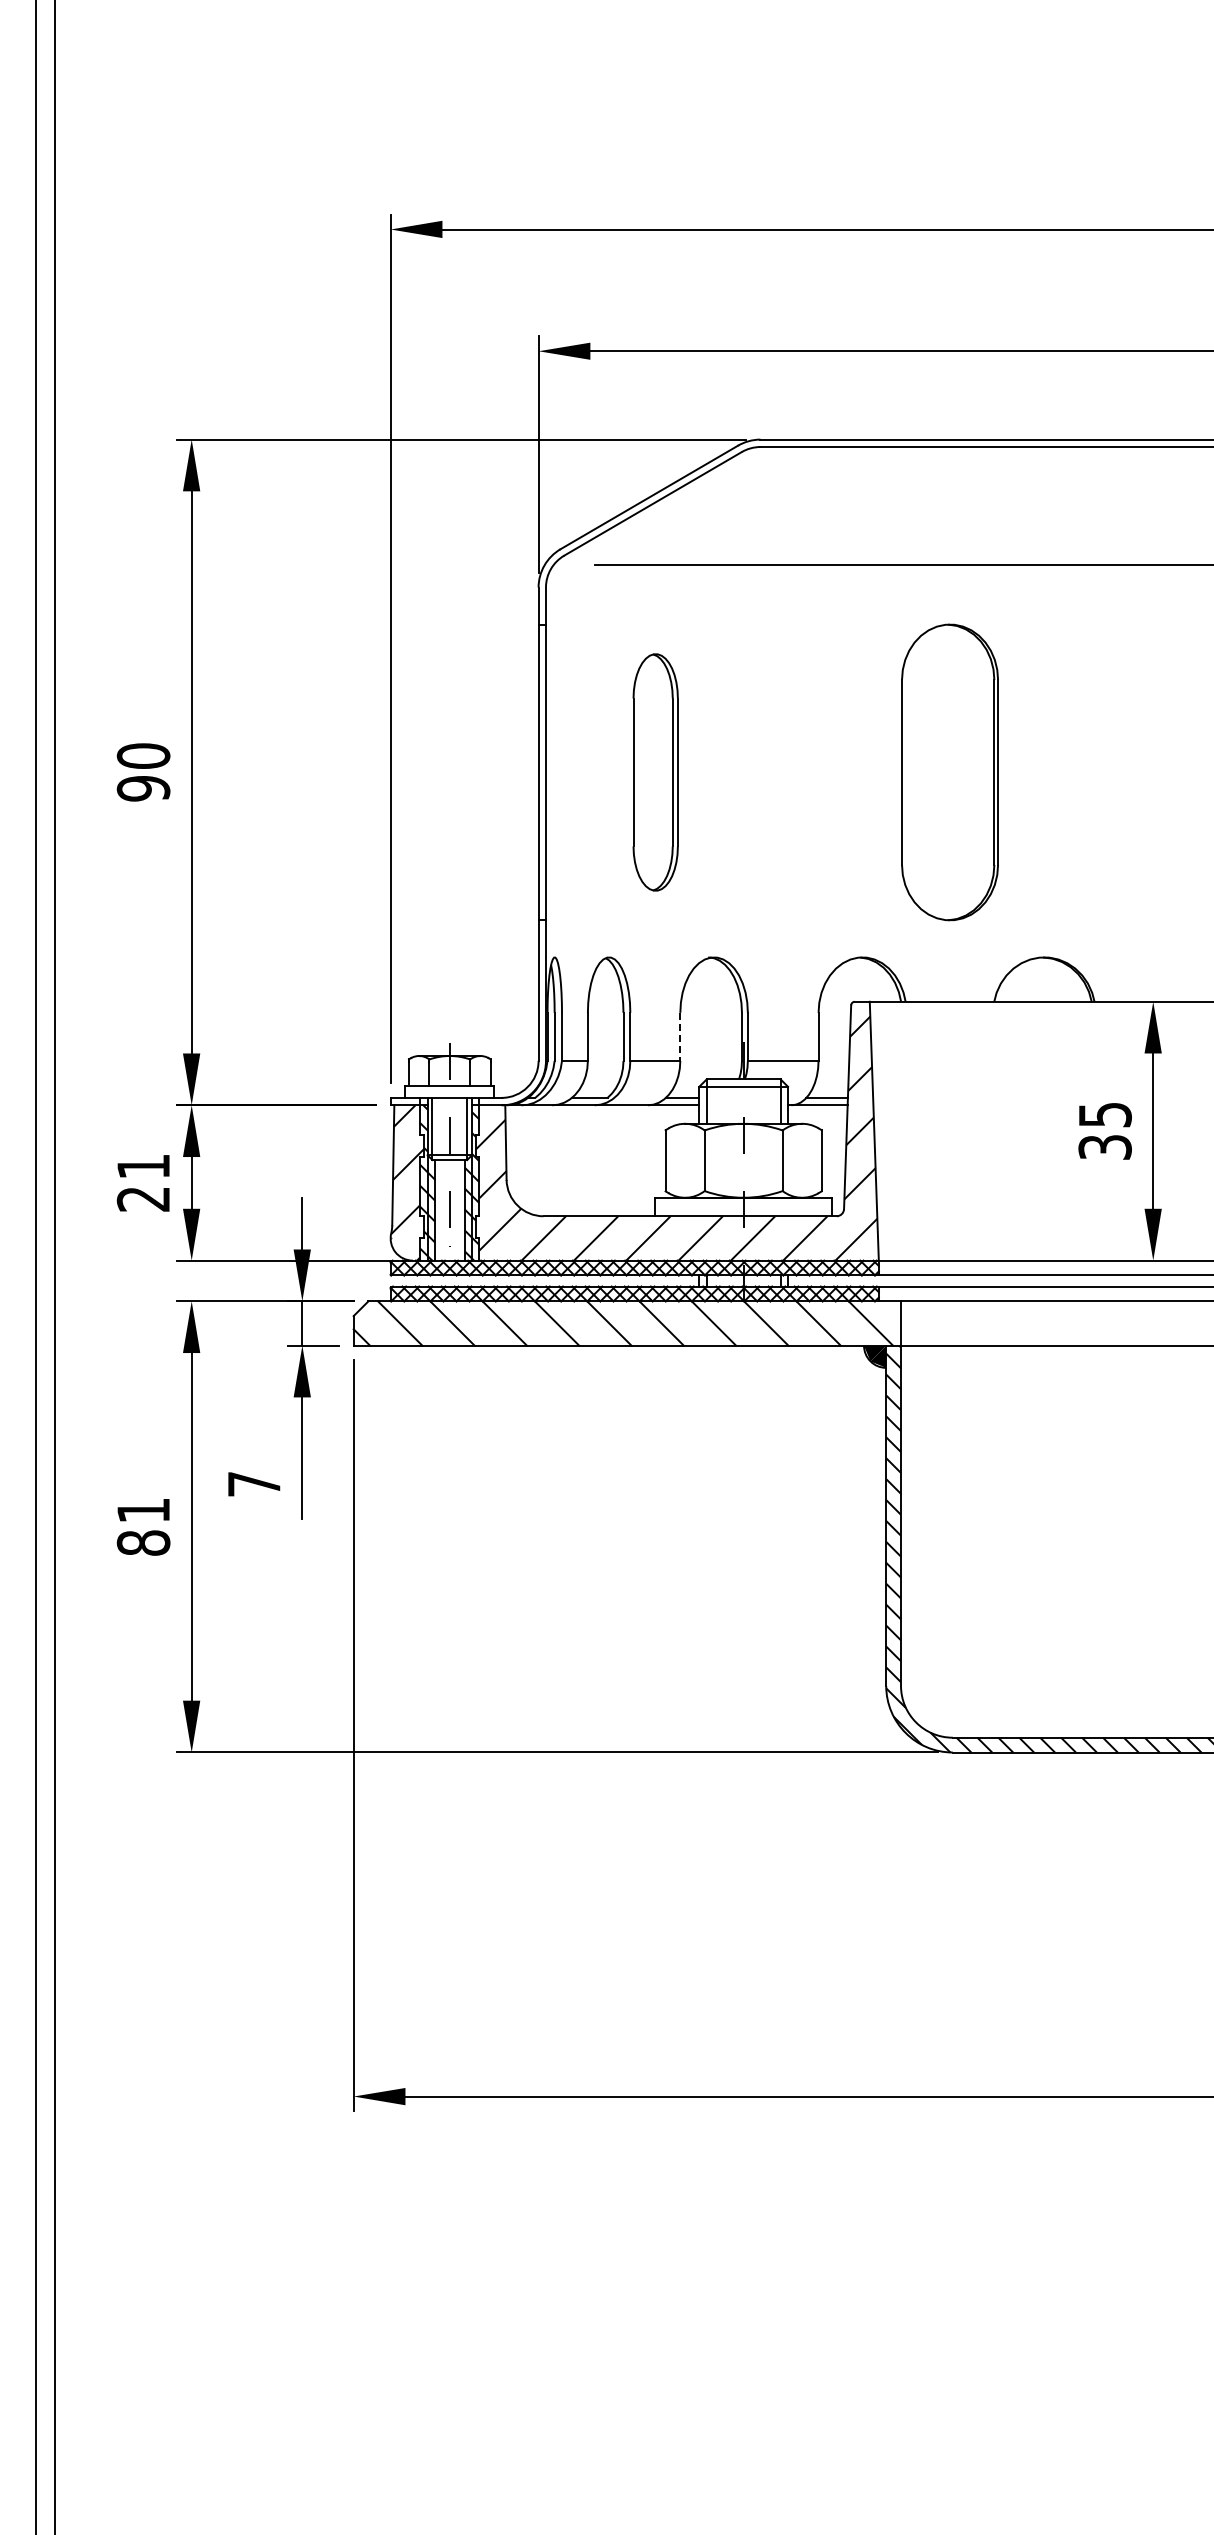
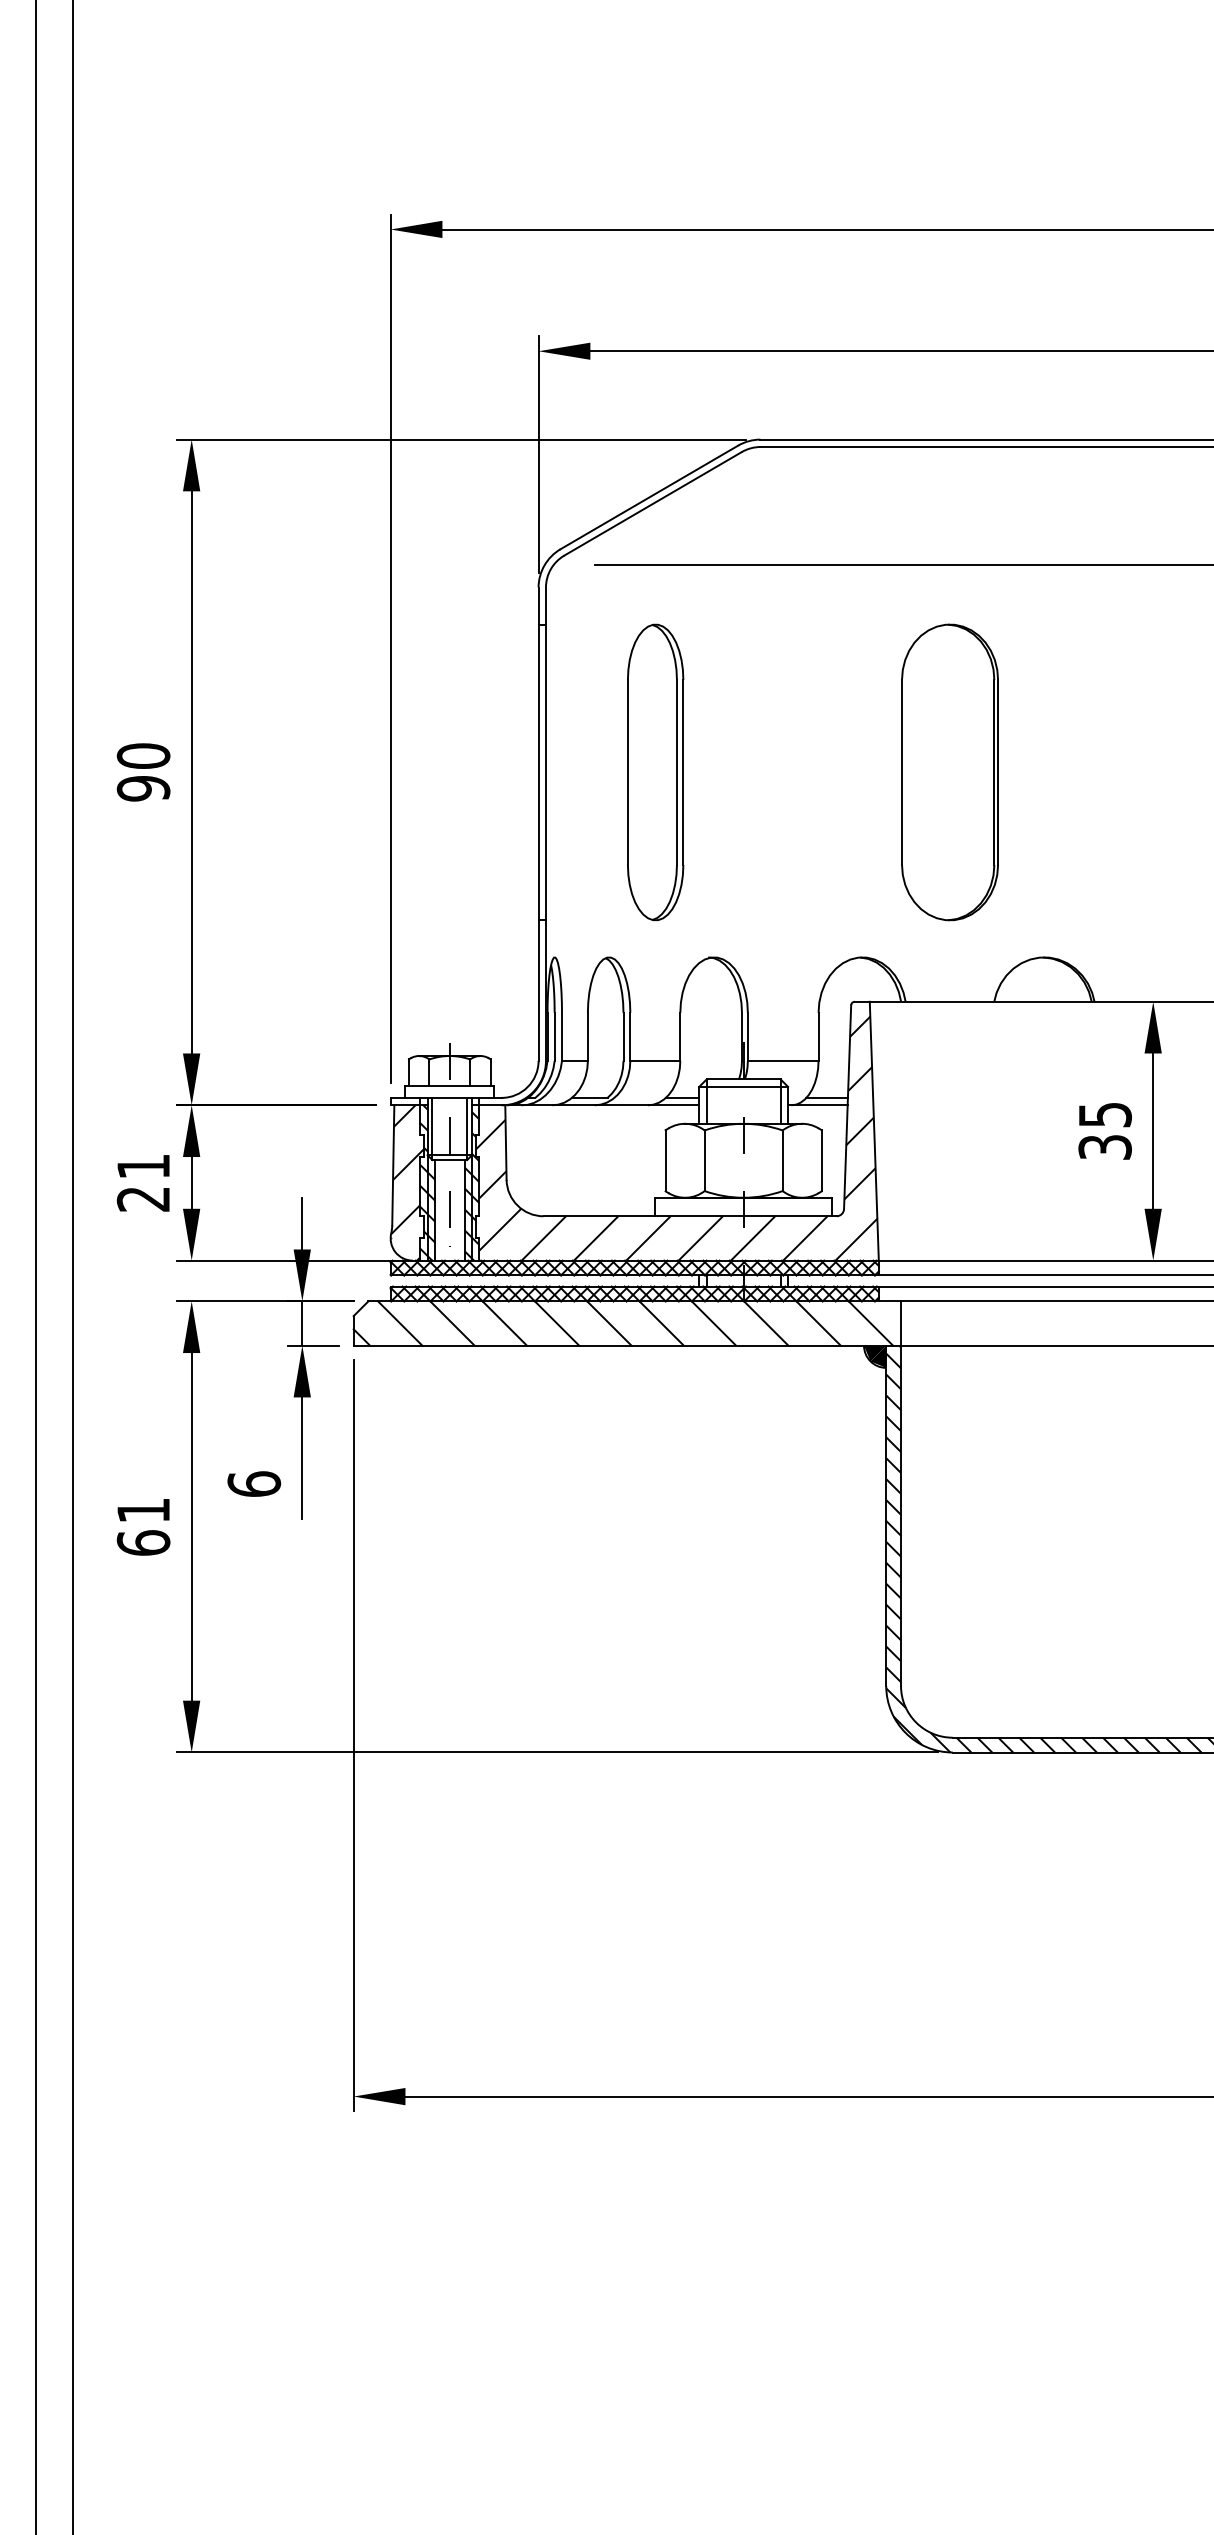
part size: 47x239 px -> 58x299 px (655, 772)
line: dashed -> solid (680, 1037)
line position: (55, 1266) -> (73, 1266) (73, 1266)
text: 7 -> 6 (254, 1483)
text: 81 -> 61 (143, 1542)
